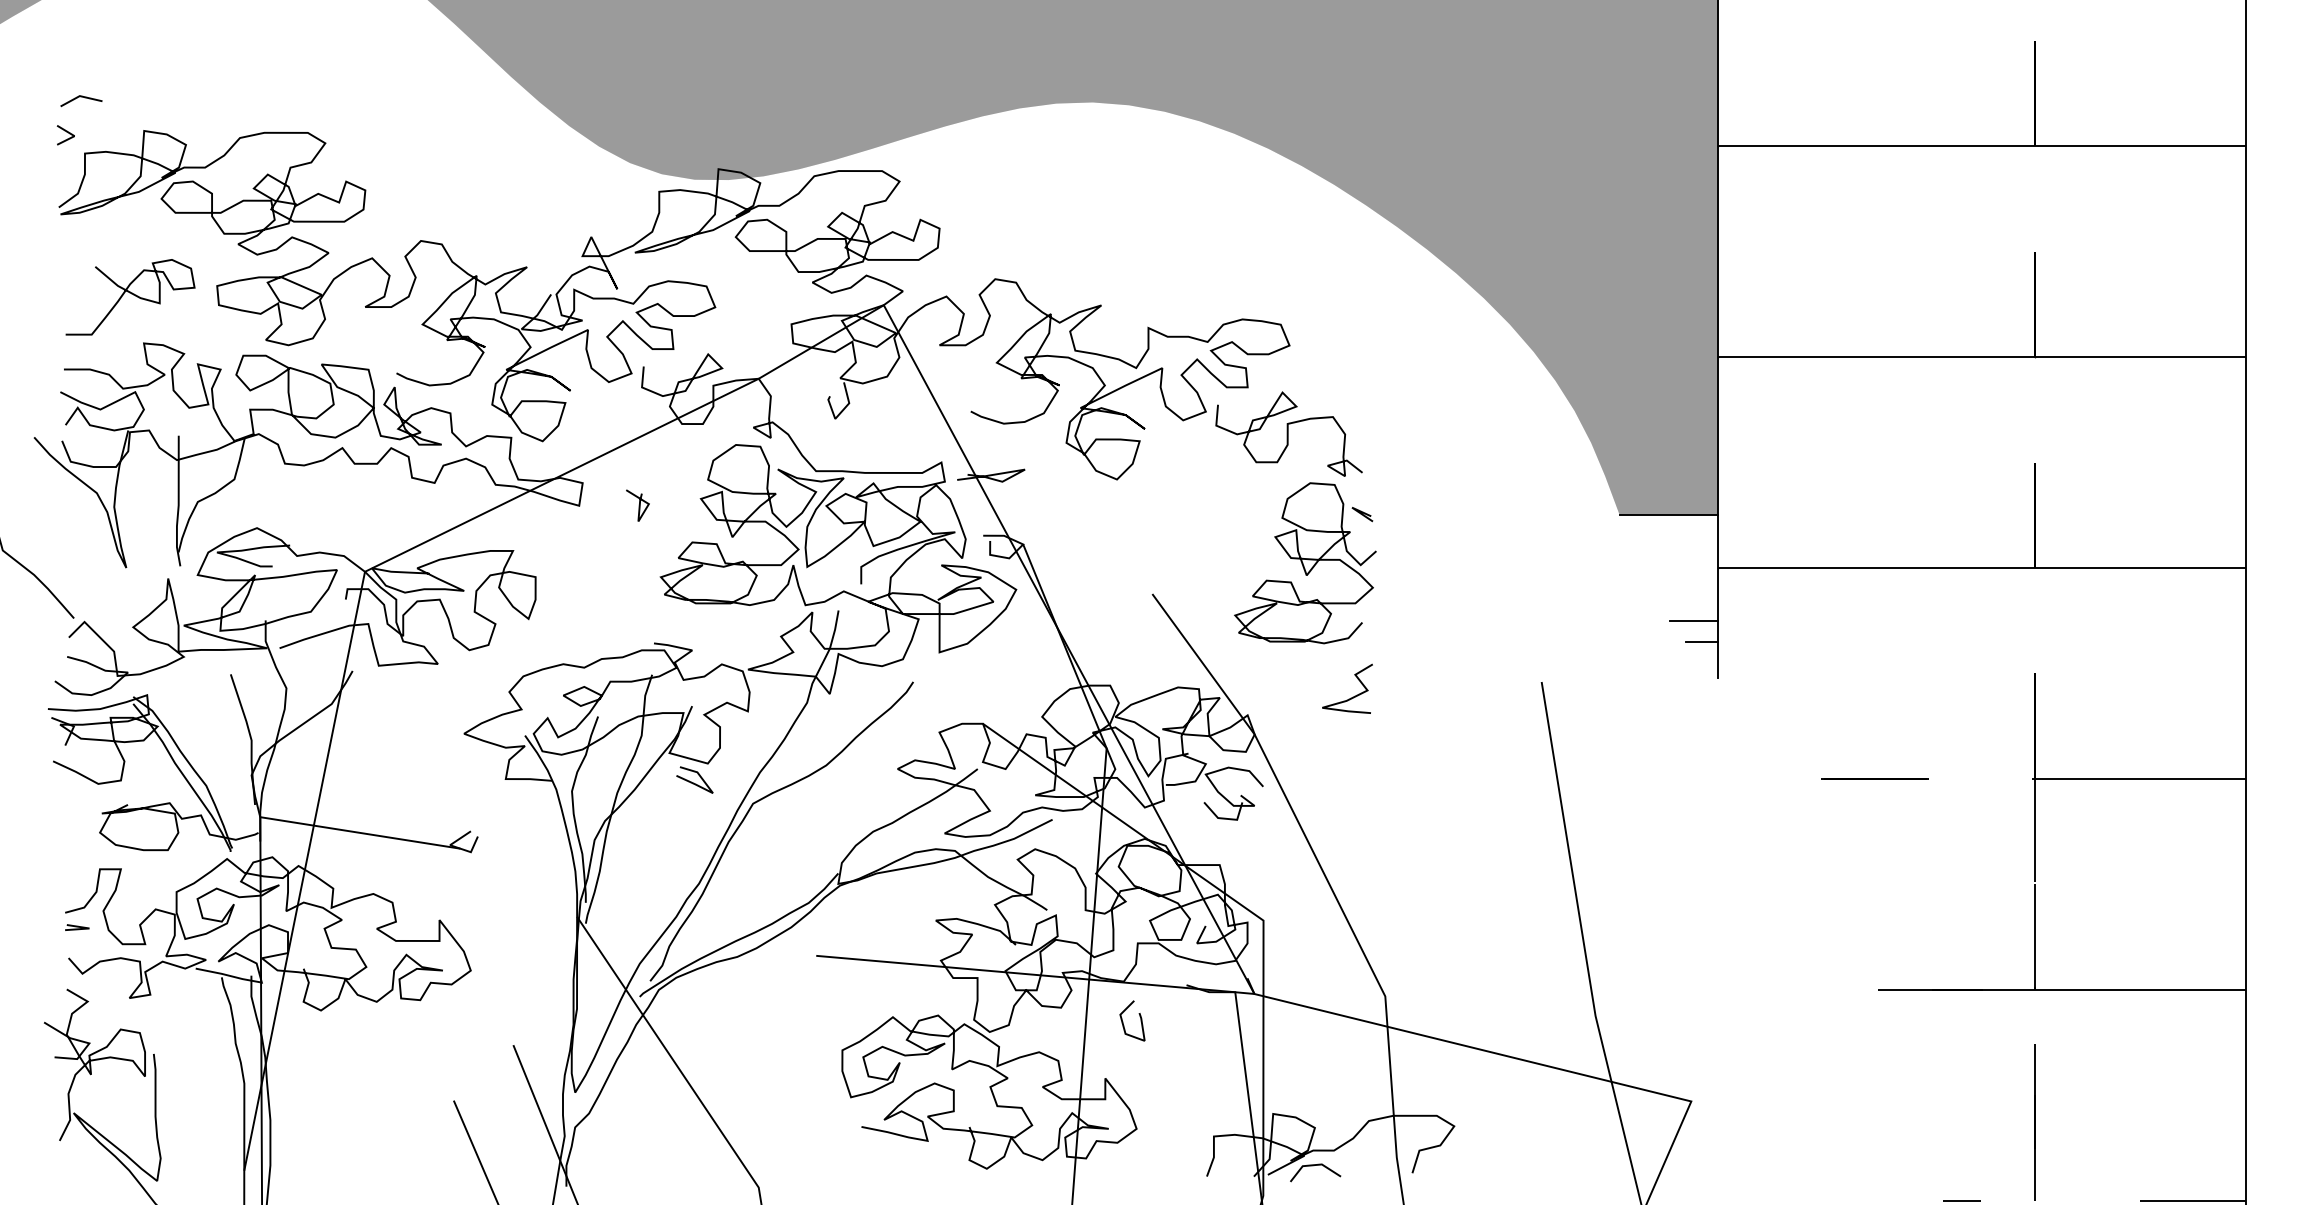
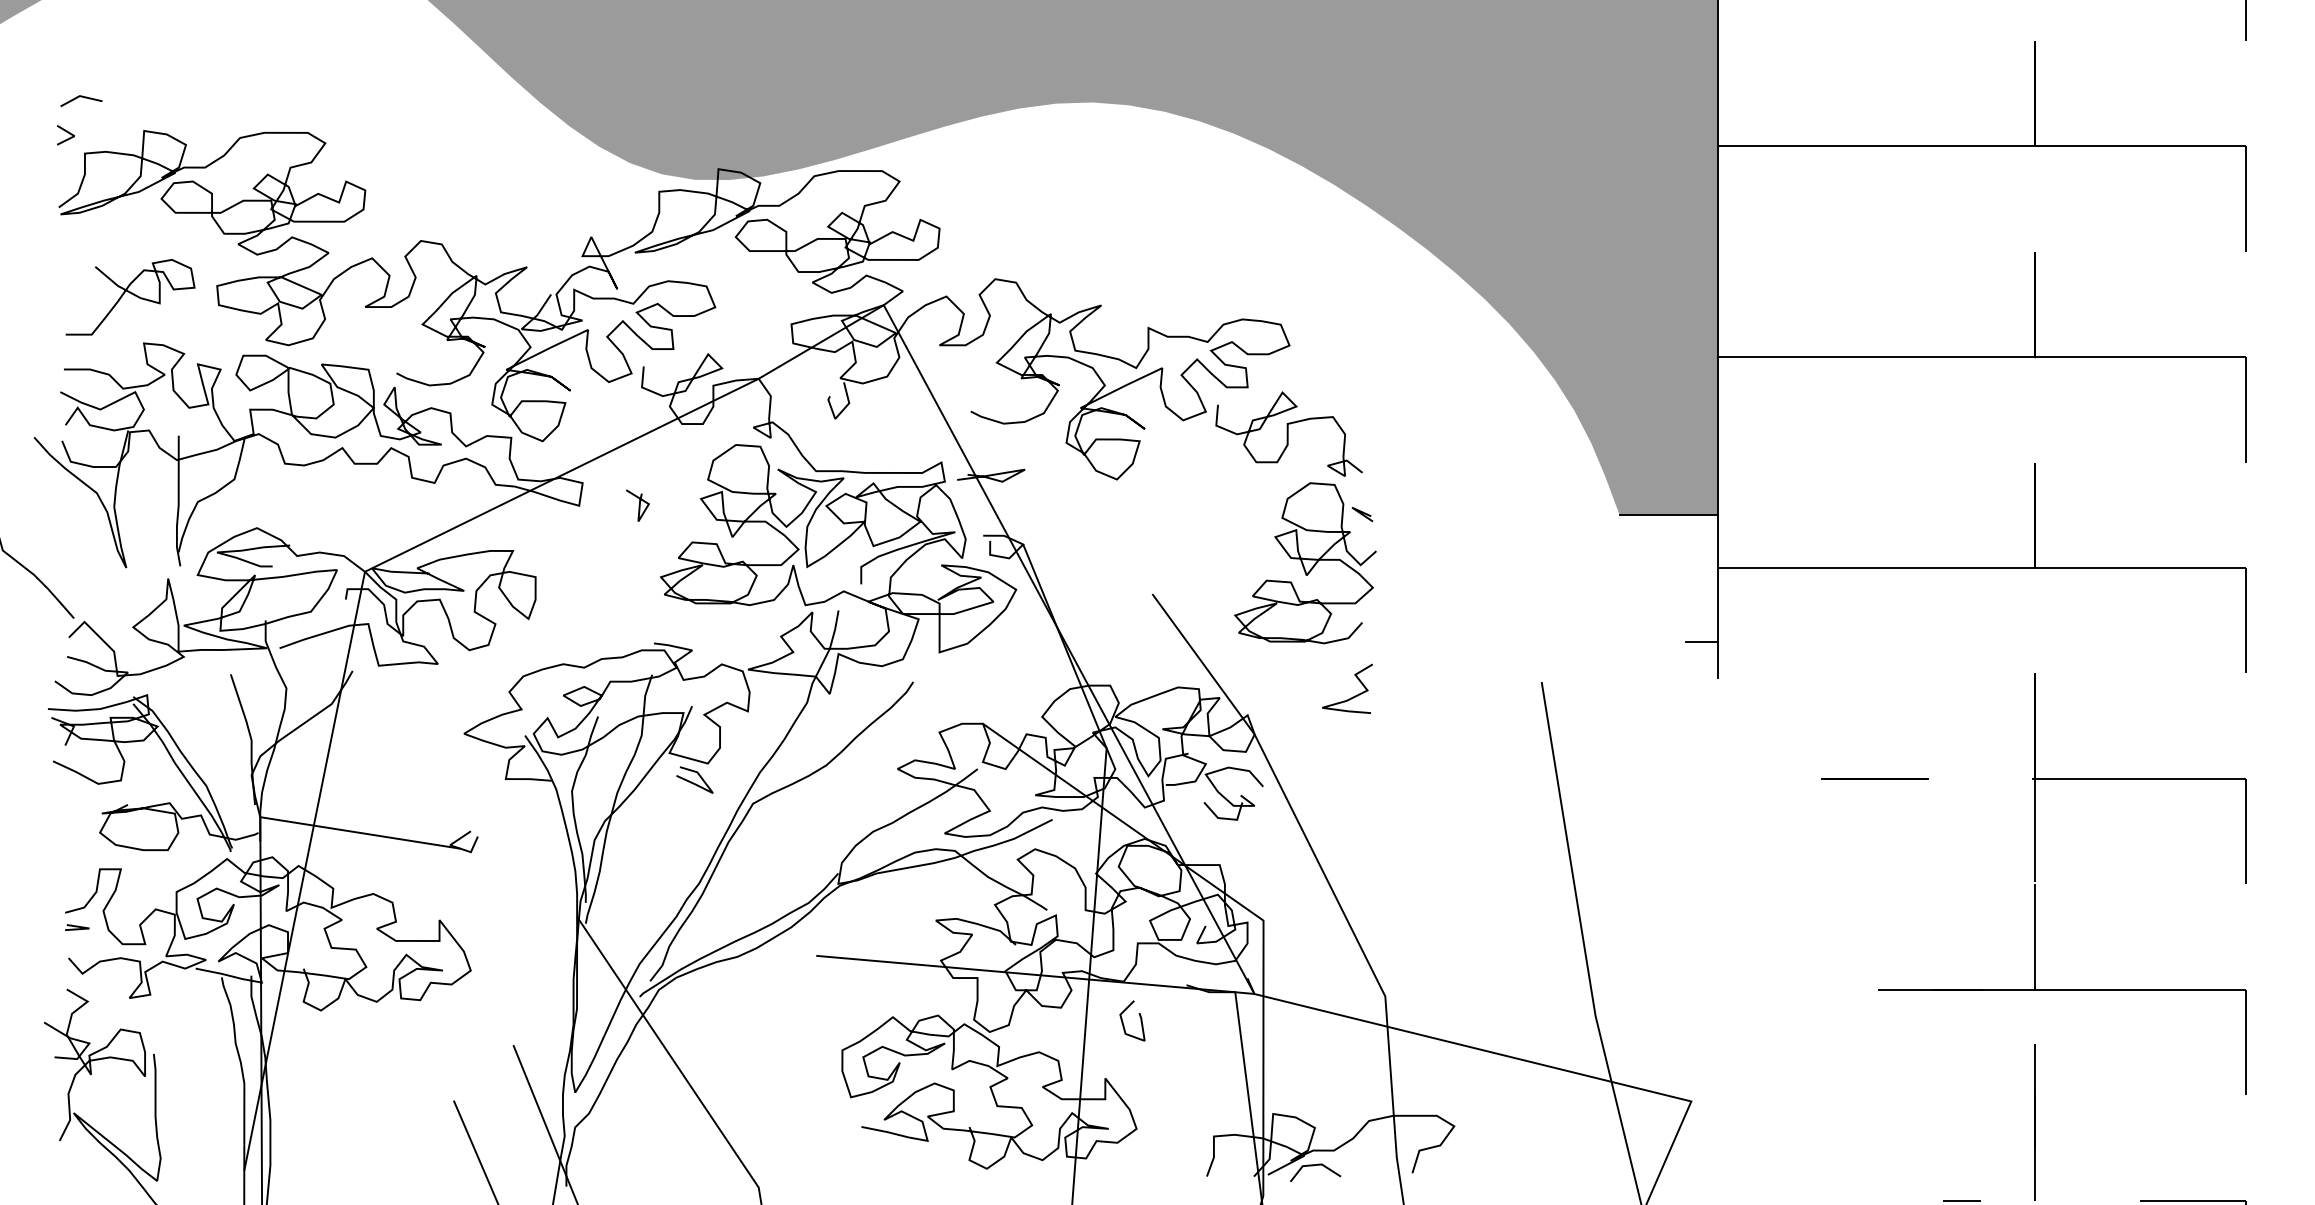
line: solid -> dashed (2245, 602)
line: present -> none (1693, 620)
